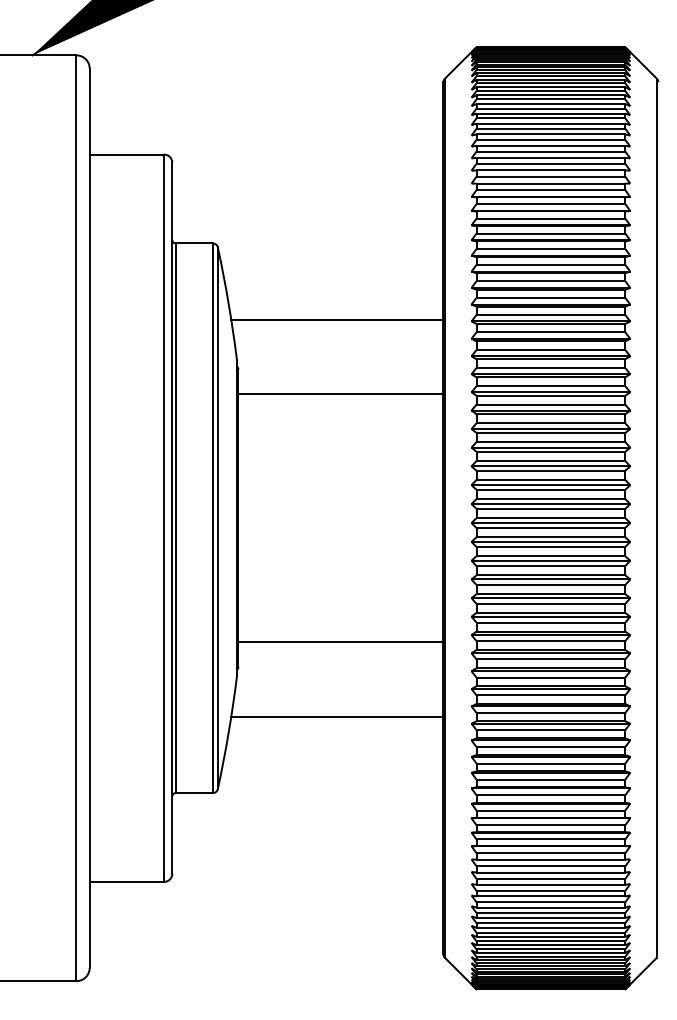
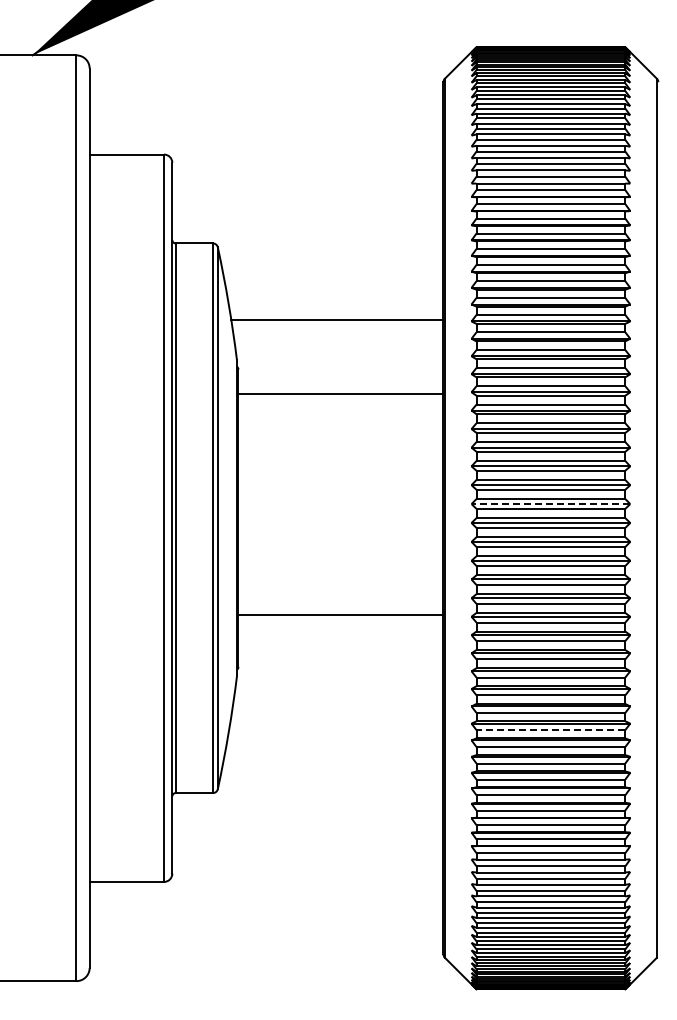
line: solid -> dashed (550, 504)
line position: (340, 642) -> (340, 615) (340, 615)
line: present -> none (337, 716)
line: solid -> dashed (550, 730)
